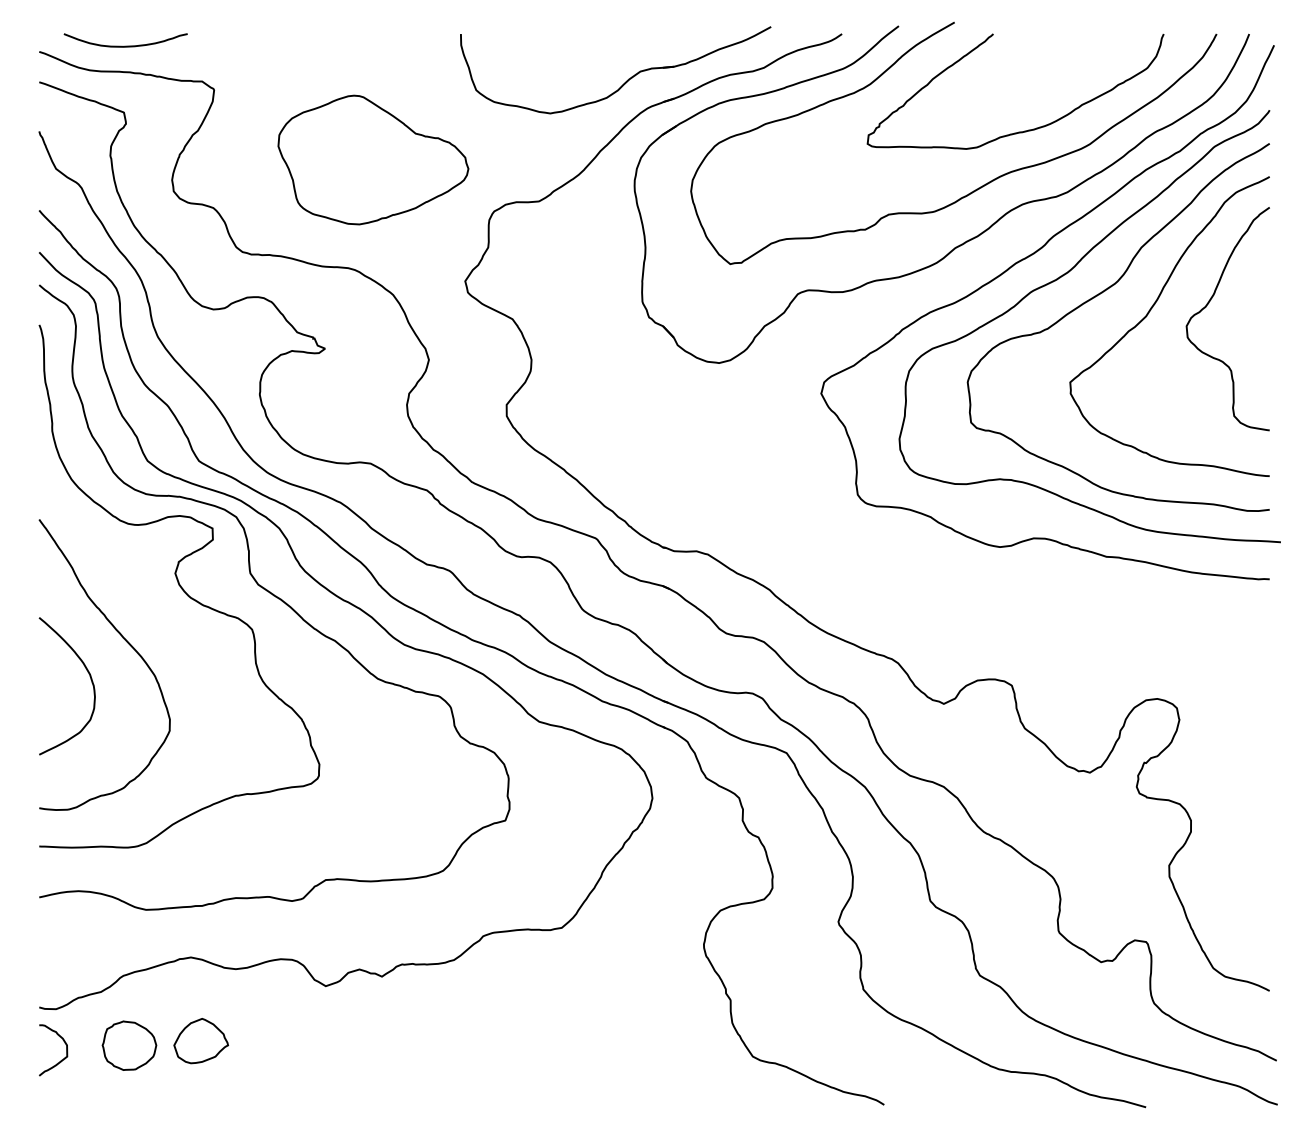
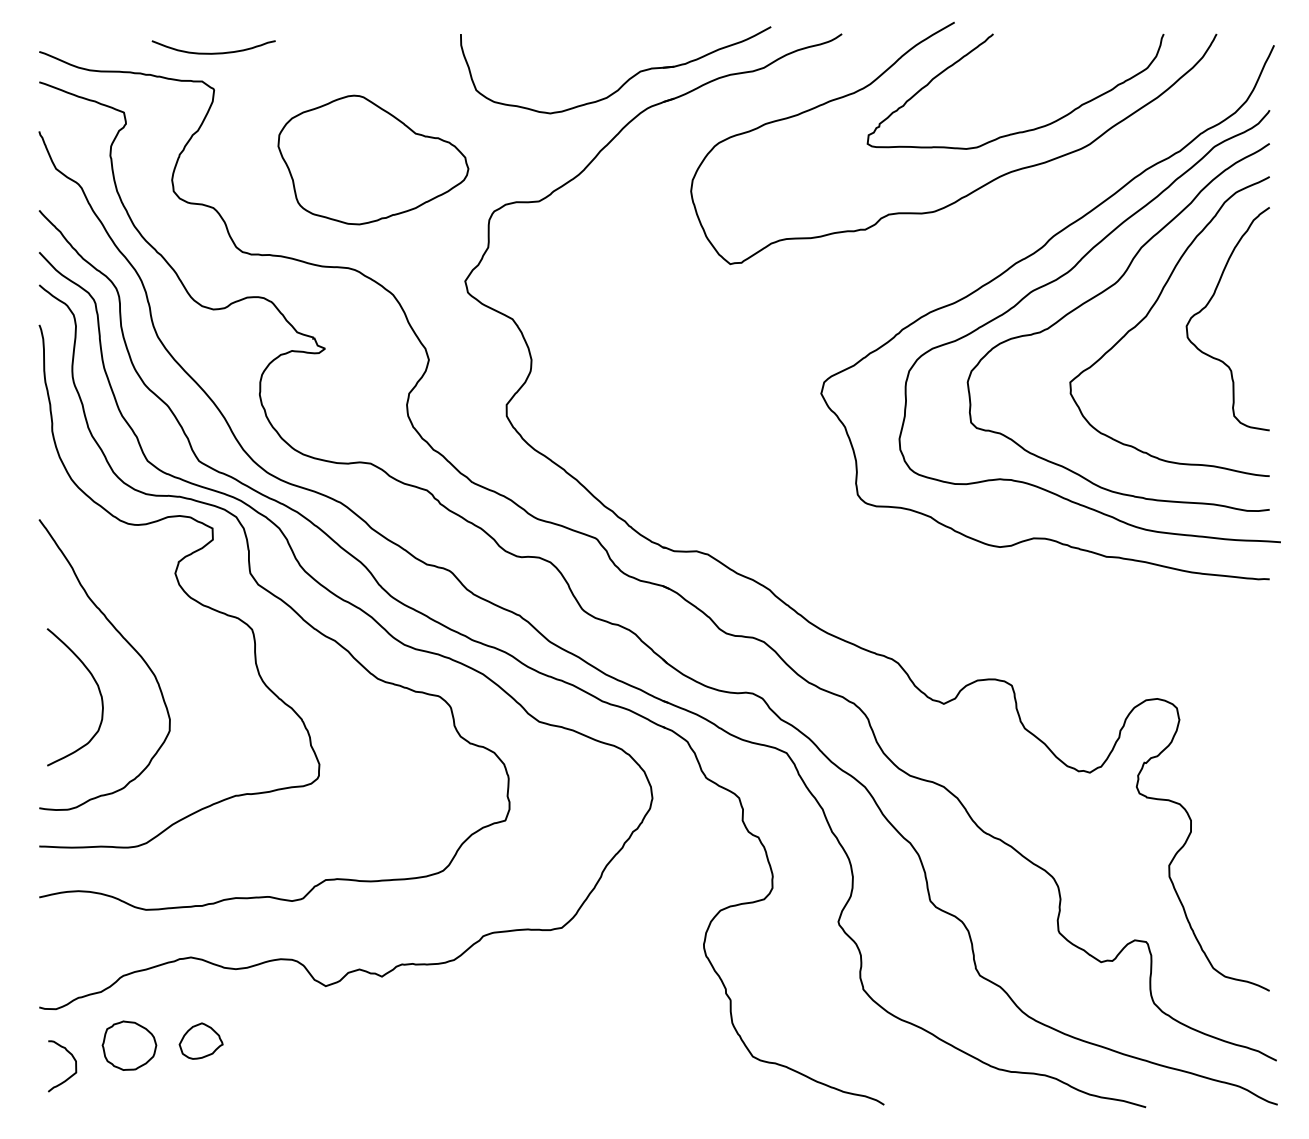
curve position: (125, 45) -> (213, 52) (213, 52)
part: present -> none (966, 240)
curve position: (90, 679) -> (98, 690) (98, 690)
part size: 56x47 px -> 46x38 px (200, 1040)
curve position: (61, 1059) -> (70, 1075) (70, 1075)
